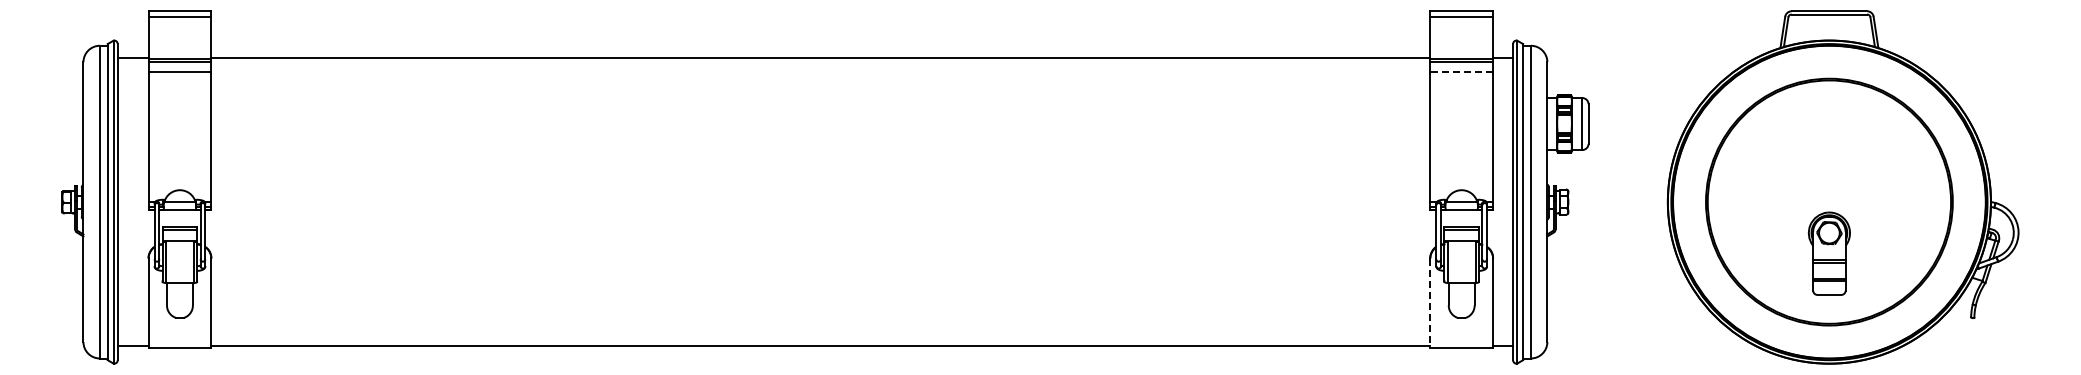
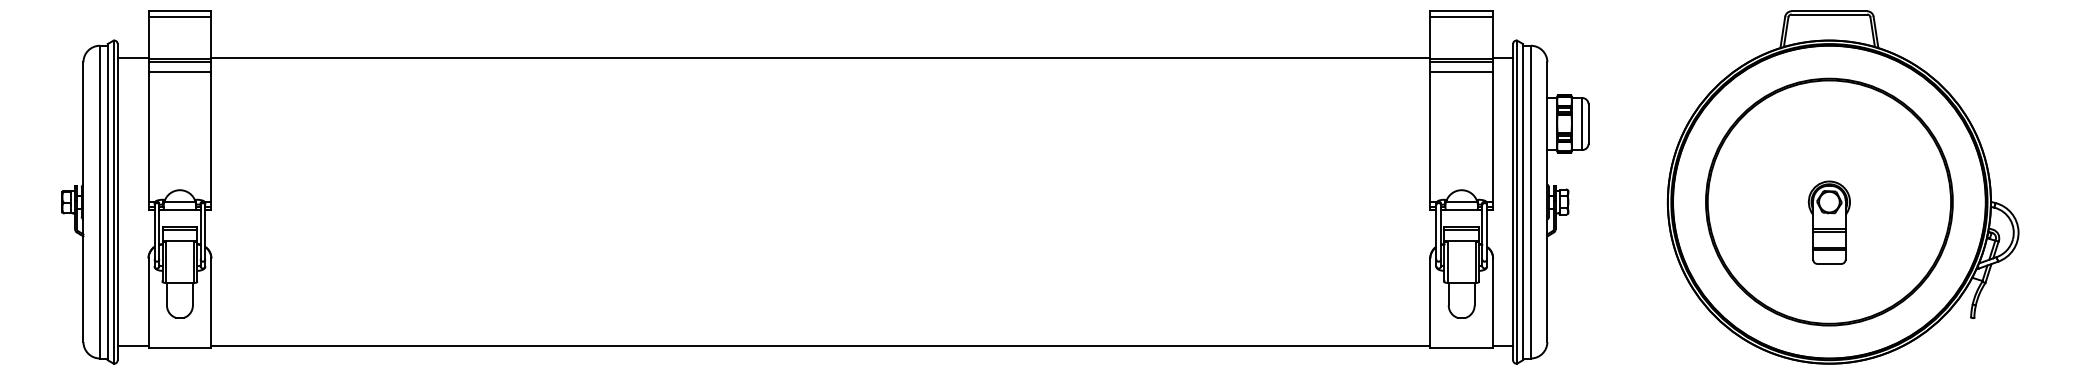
line: dashed -> solid (1461, 72)
part position: (1828, 253) -> (1828, 222) (1828, 222)
line: dashed -> solid (1430, 303)
